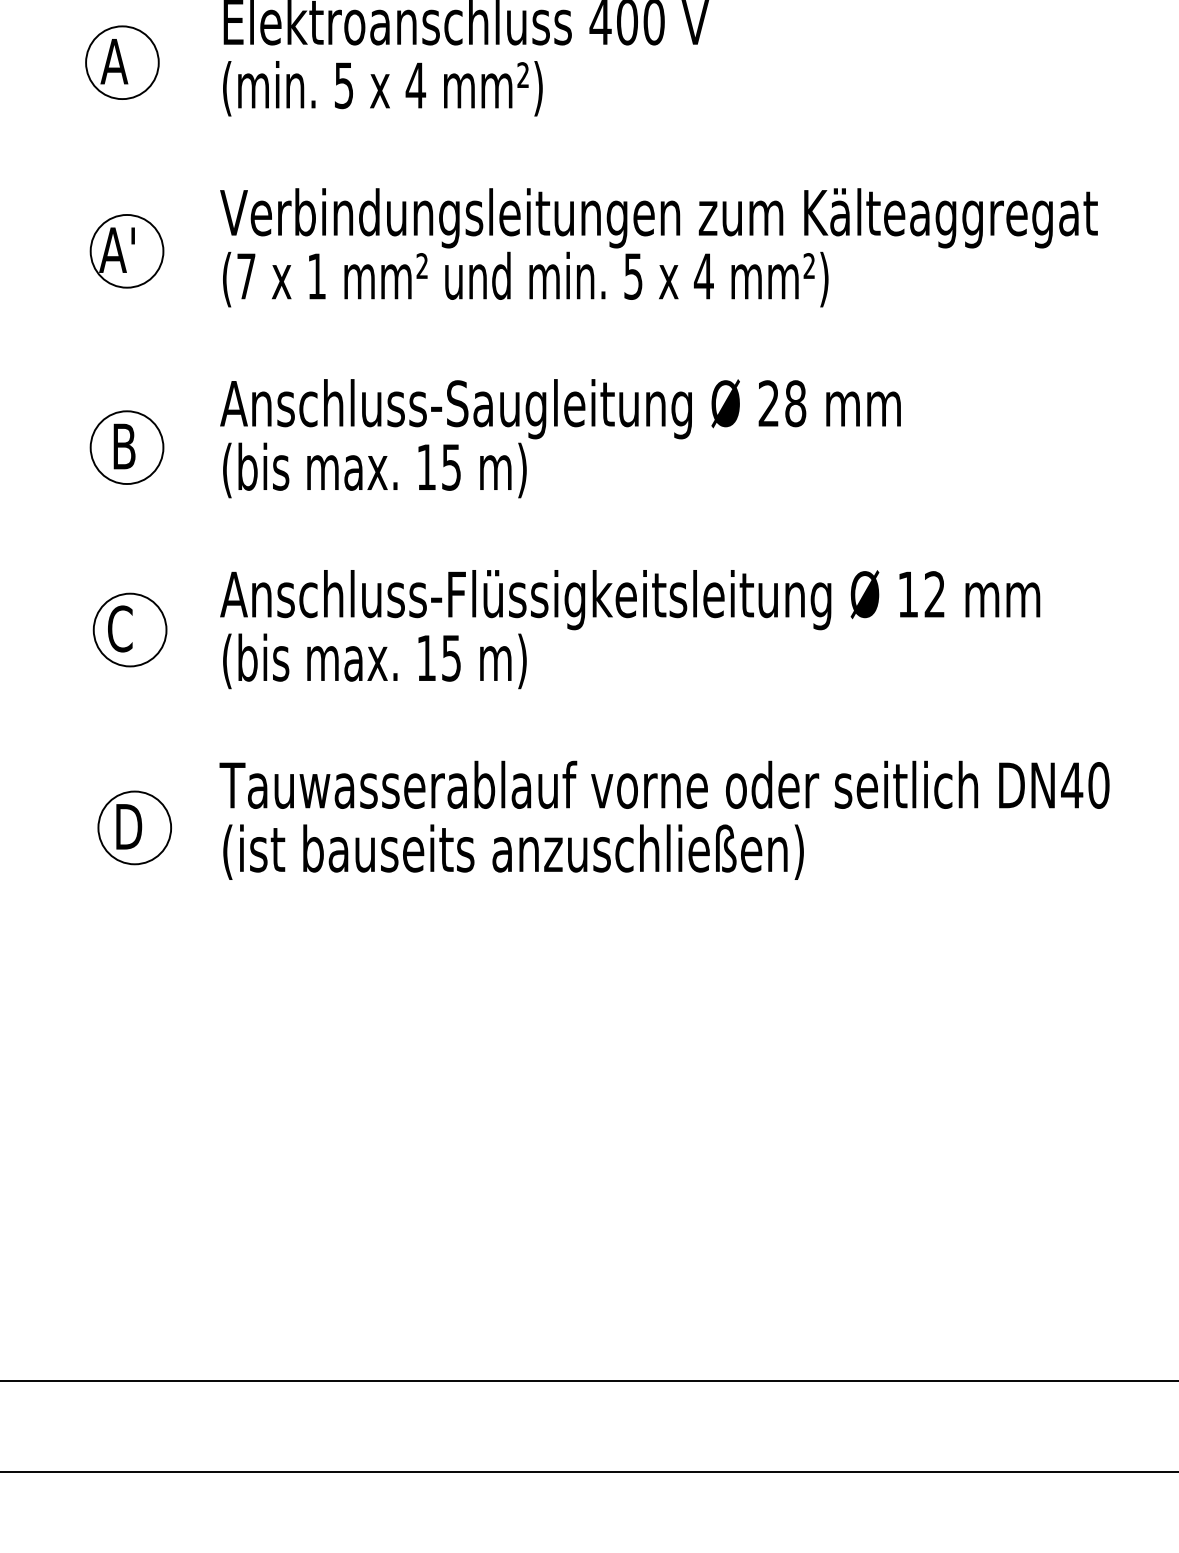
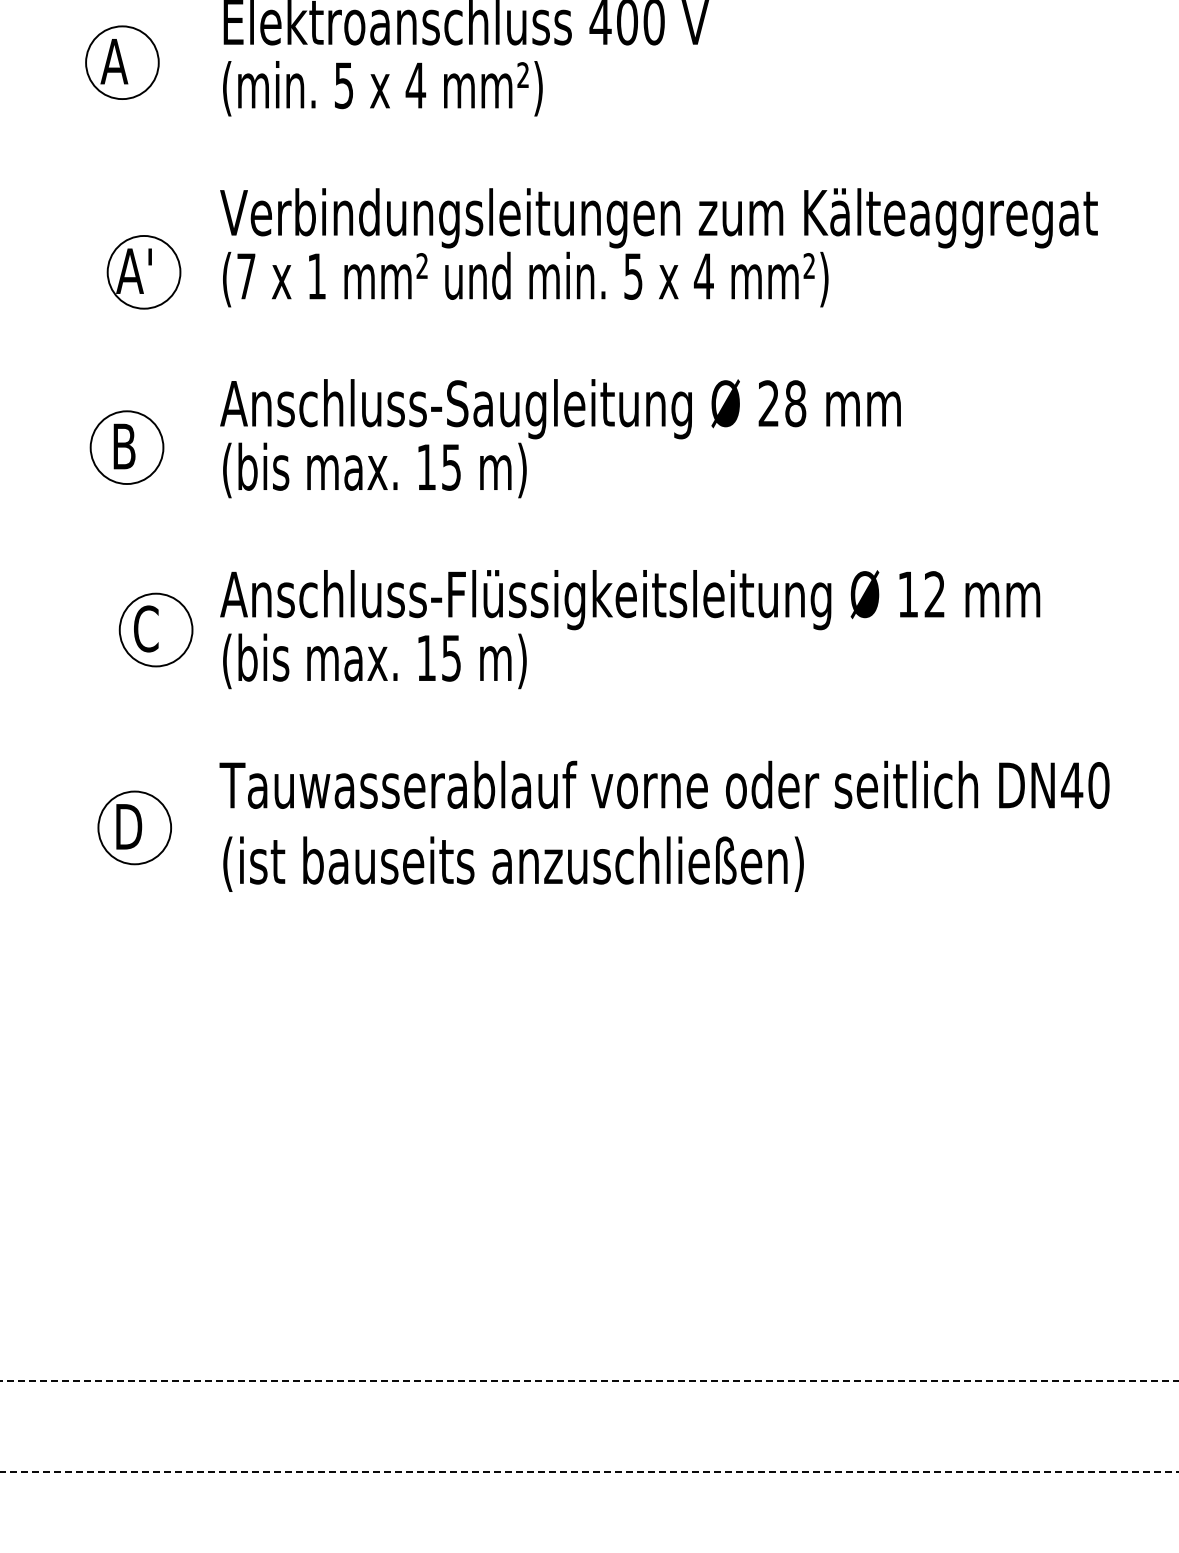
part position: (126, 251) -> (143, 272) (143, 272)
part position: (129, 629) -> (155, 629) (155, 629)
text position: (513, 851) -> (513, 863) (513, 863)
line: solid -> dashed (589, 1380)
line: solid -> dashed (589, 1471)
